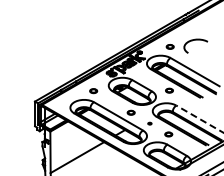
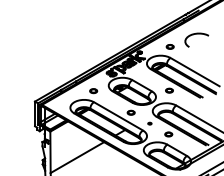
curve position: (195, 40) -> (196, 34) (196, 34)
line: dashed -> solid (199, 118)
